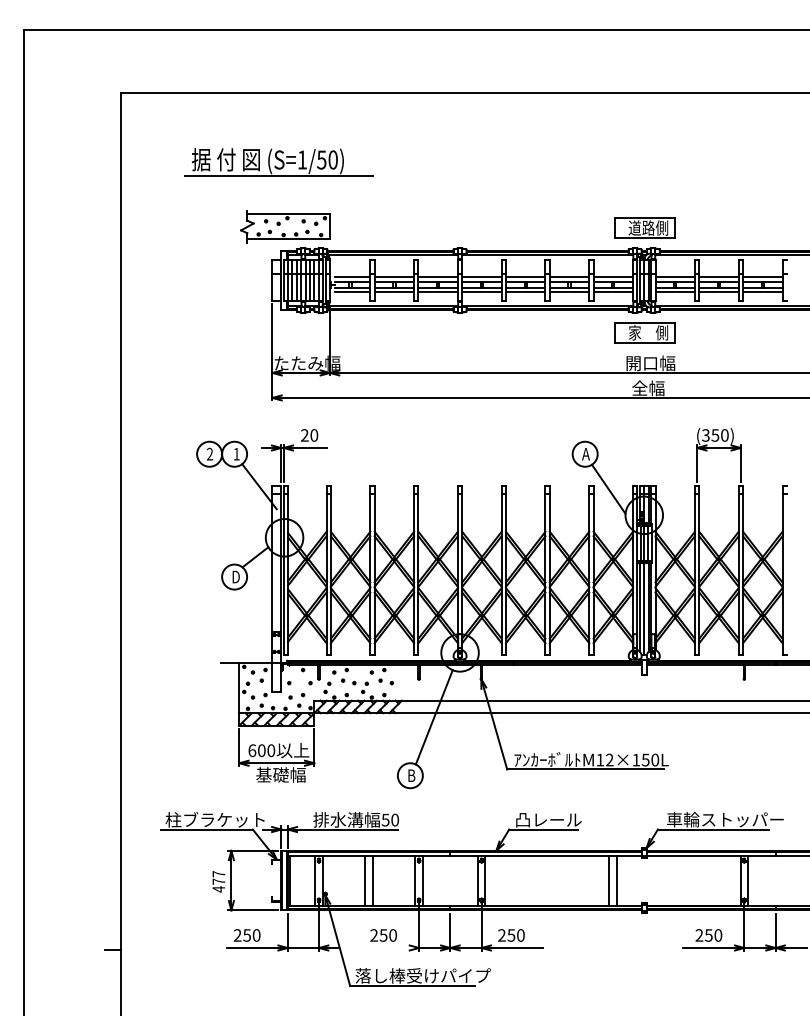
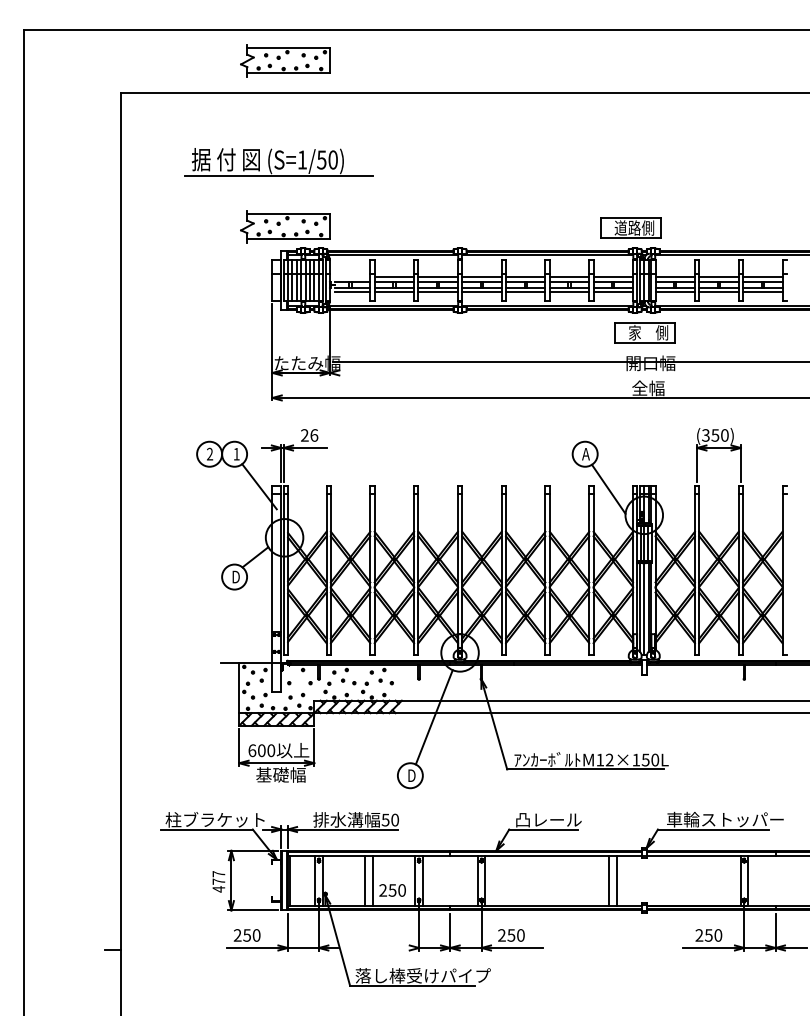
part: none -> present (285, 60)
part position: (644, 227) -> (630, 227) (630, 227)
line: present -> none (352, 277)
line position: (569, 372) -> (569, 361) (569, 361)
text: 20 -> 26 (314, 435)
text: B -> D (412, 775)
text position: (383, 935) -> (392, 890) (392, 890)
